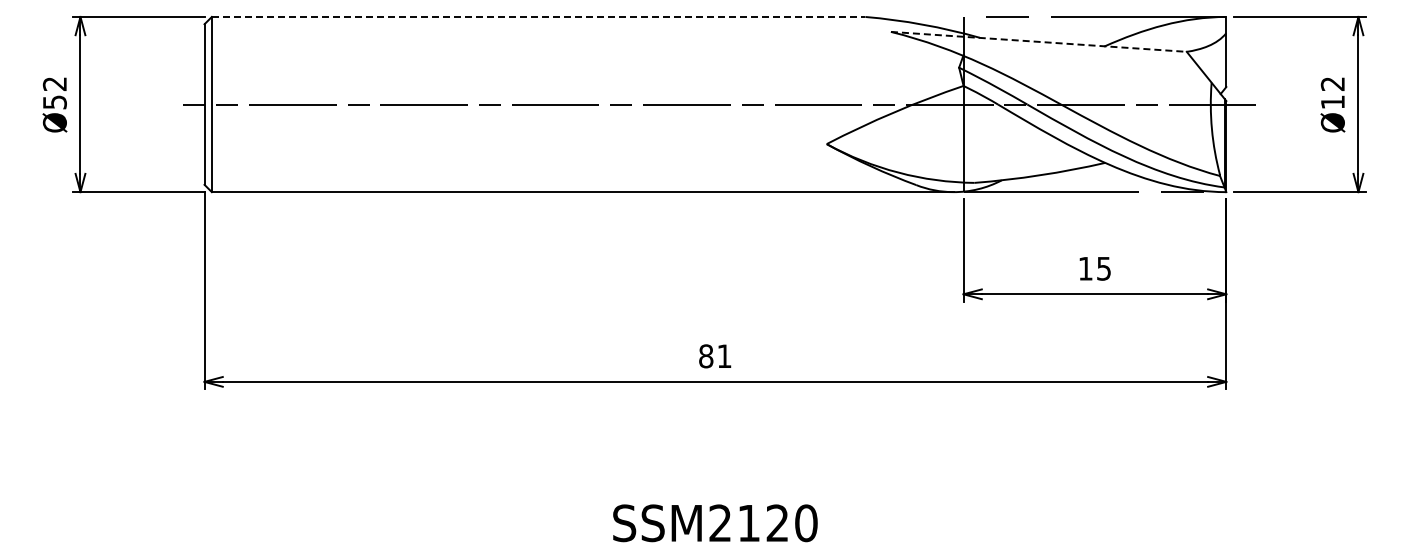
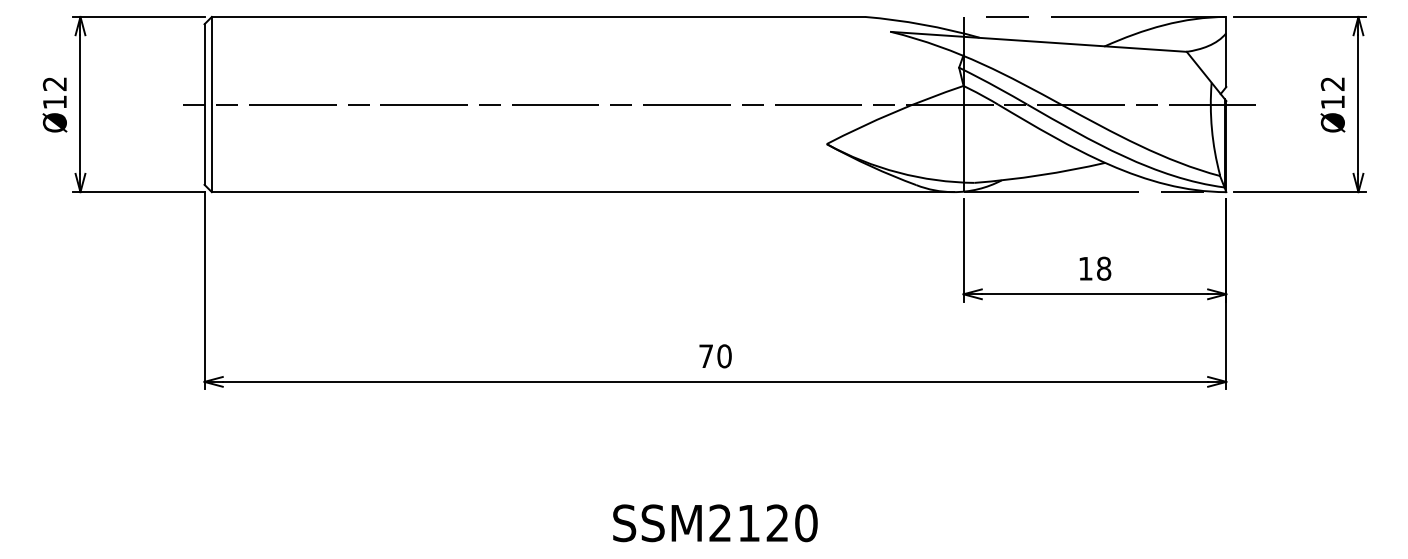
line: dashed -> solid (538, 16)
line: dashed -> solid (1039, 41)
text: Ø52 -> Ø12 (54, 102)
text: 15 -> 18 (1104, 268)
text: 81 -> 70 (715, 356)
